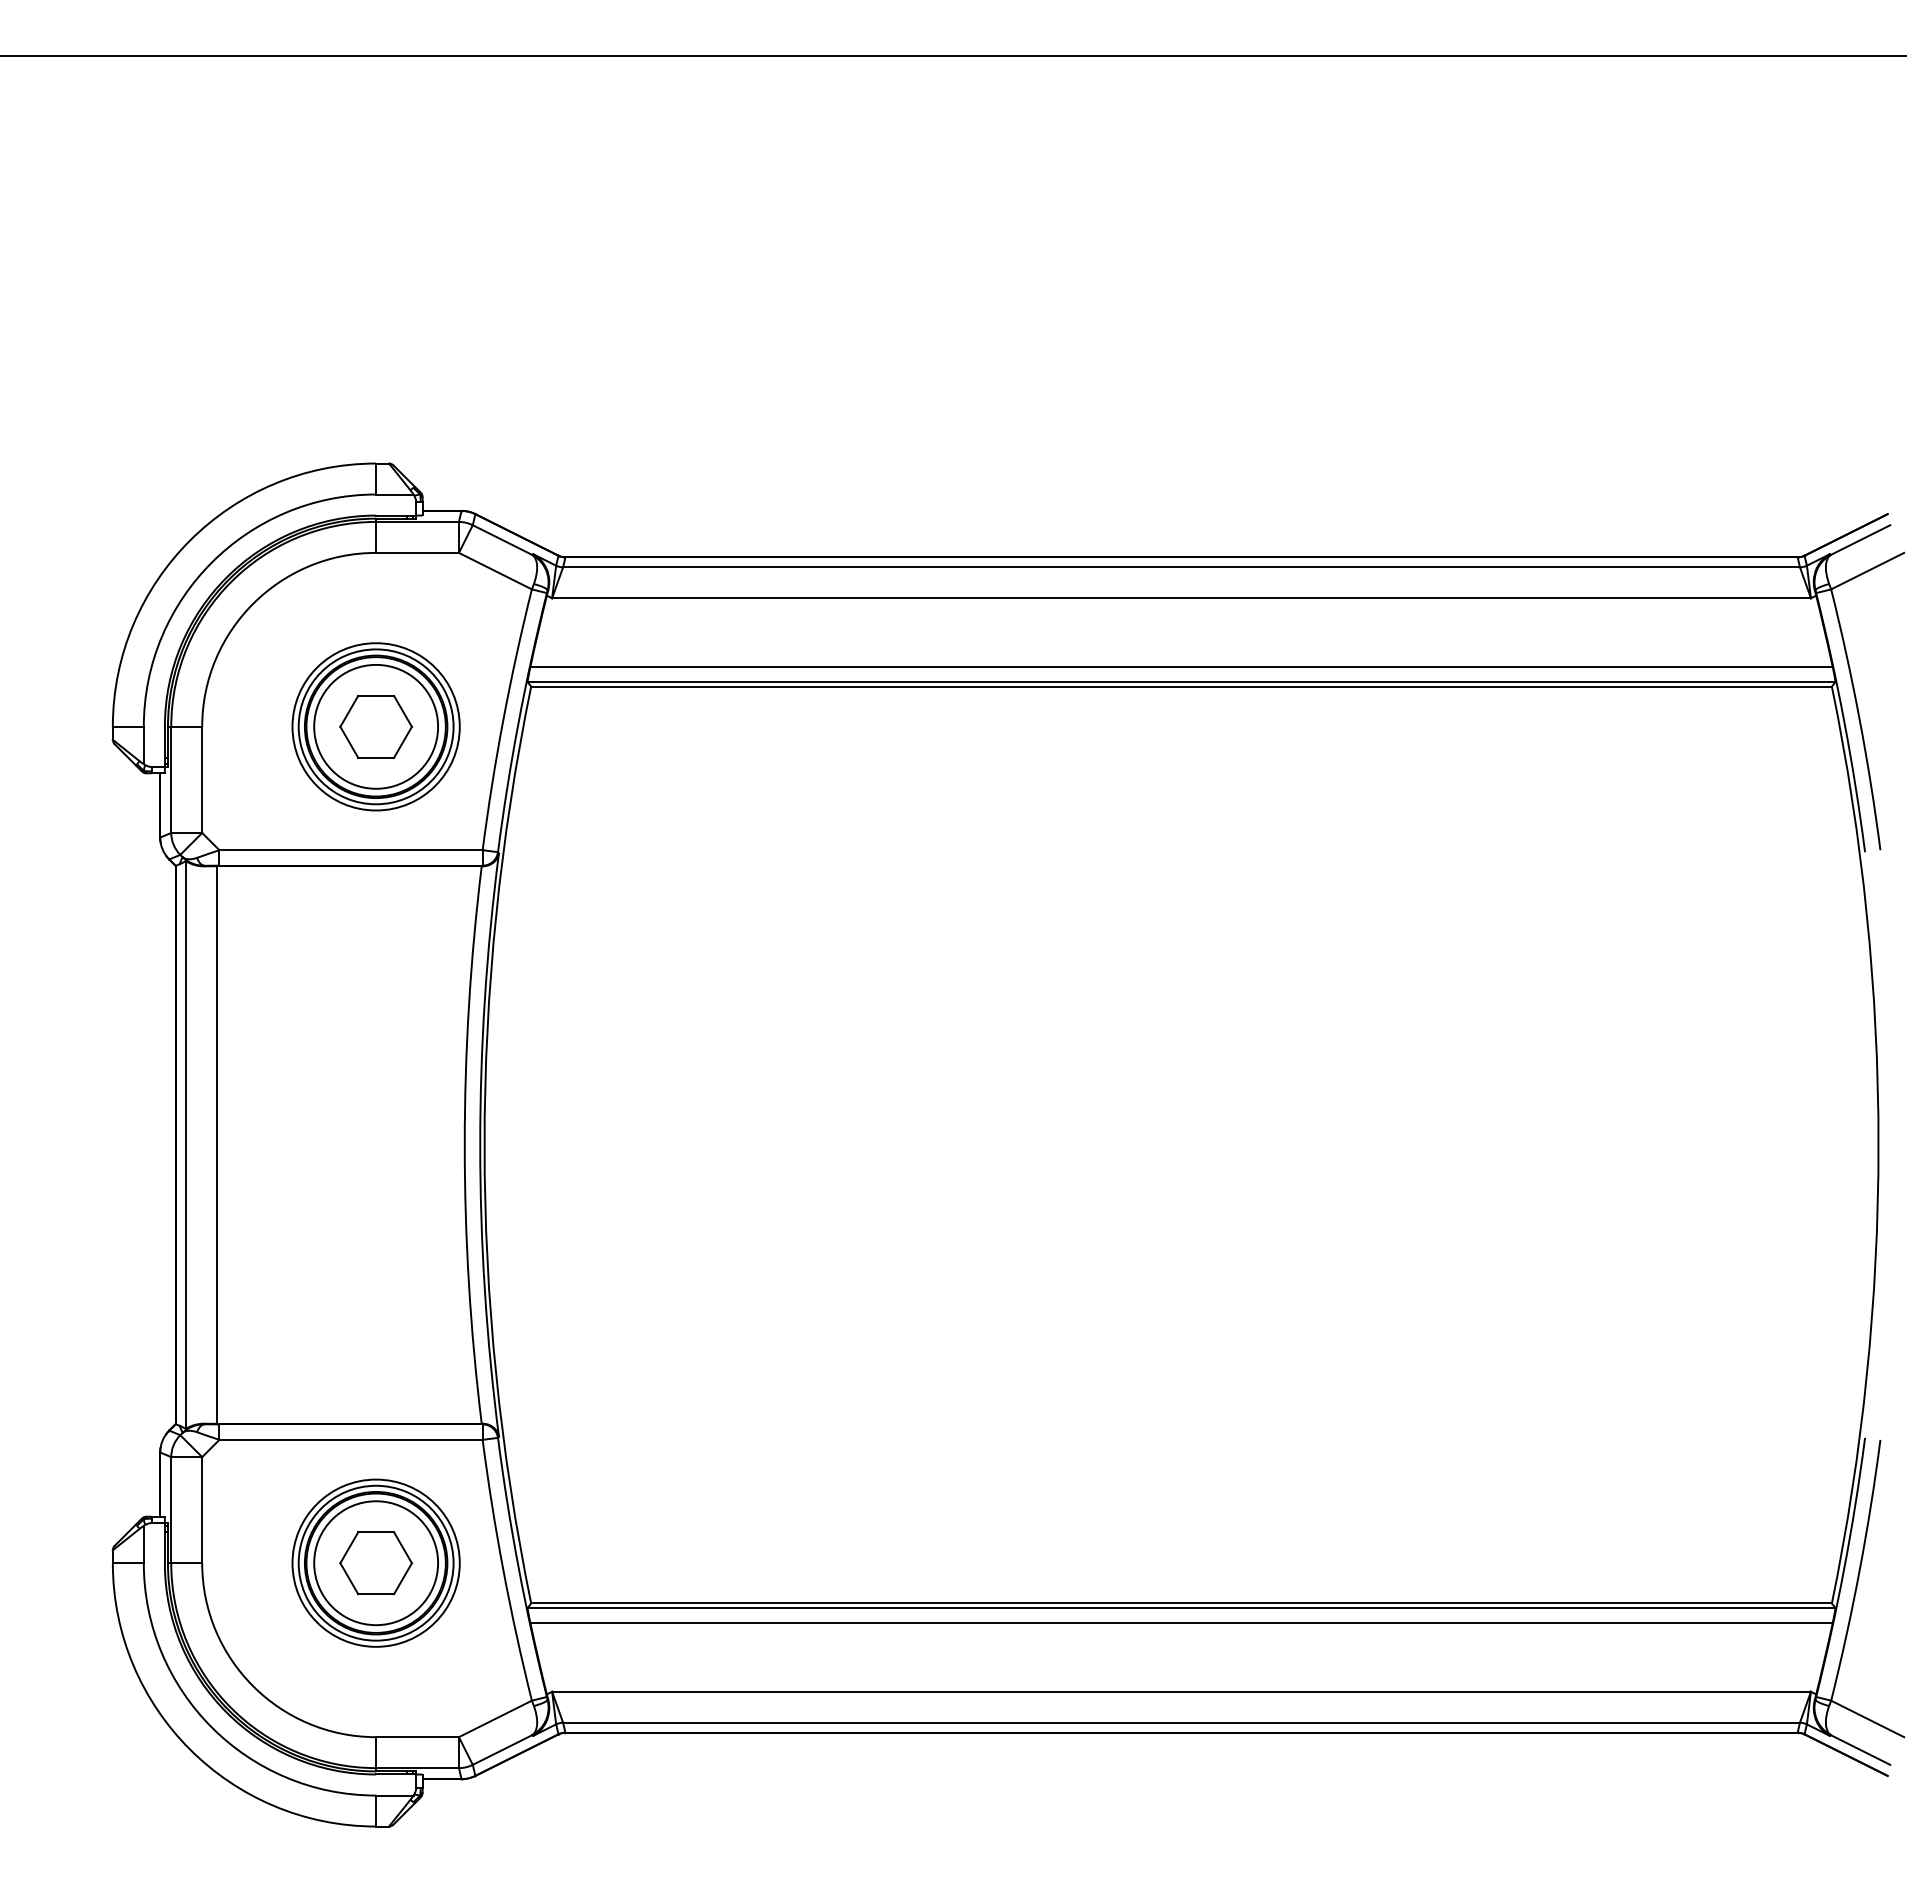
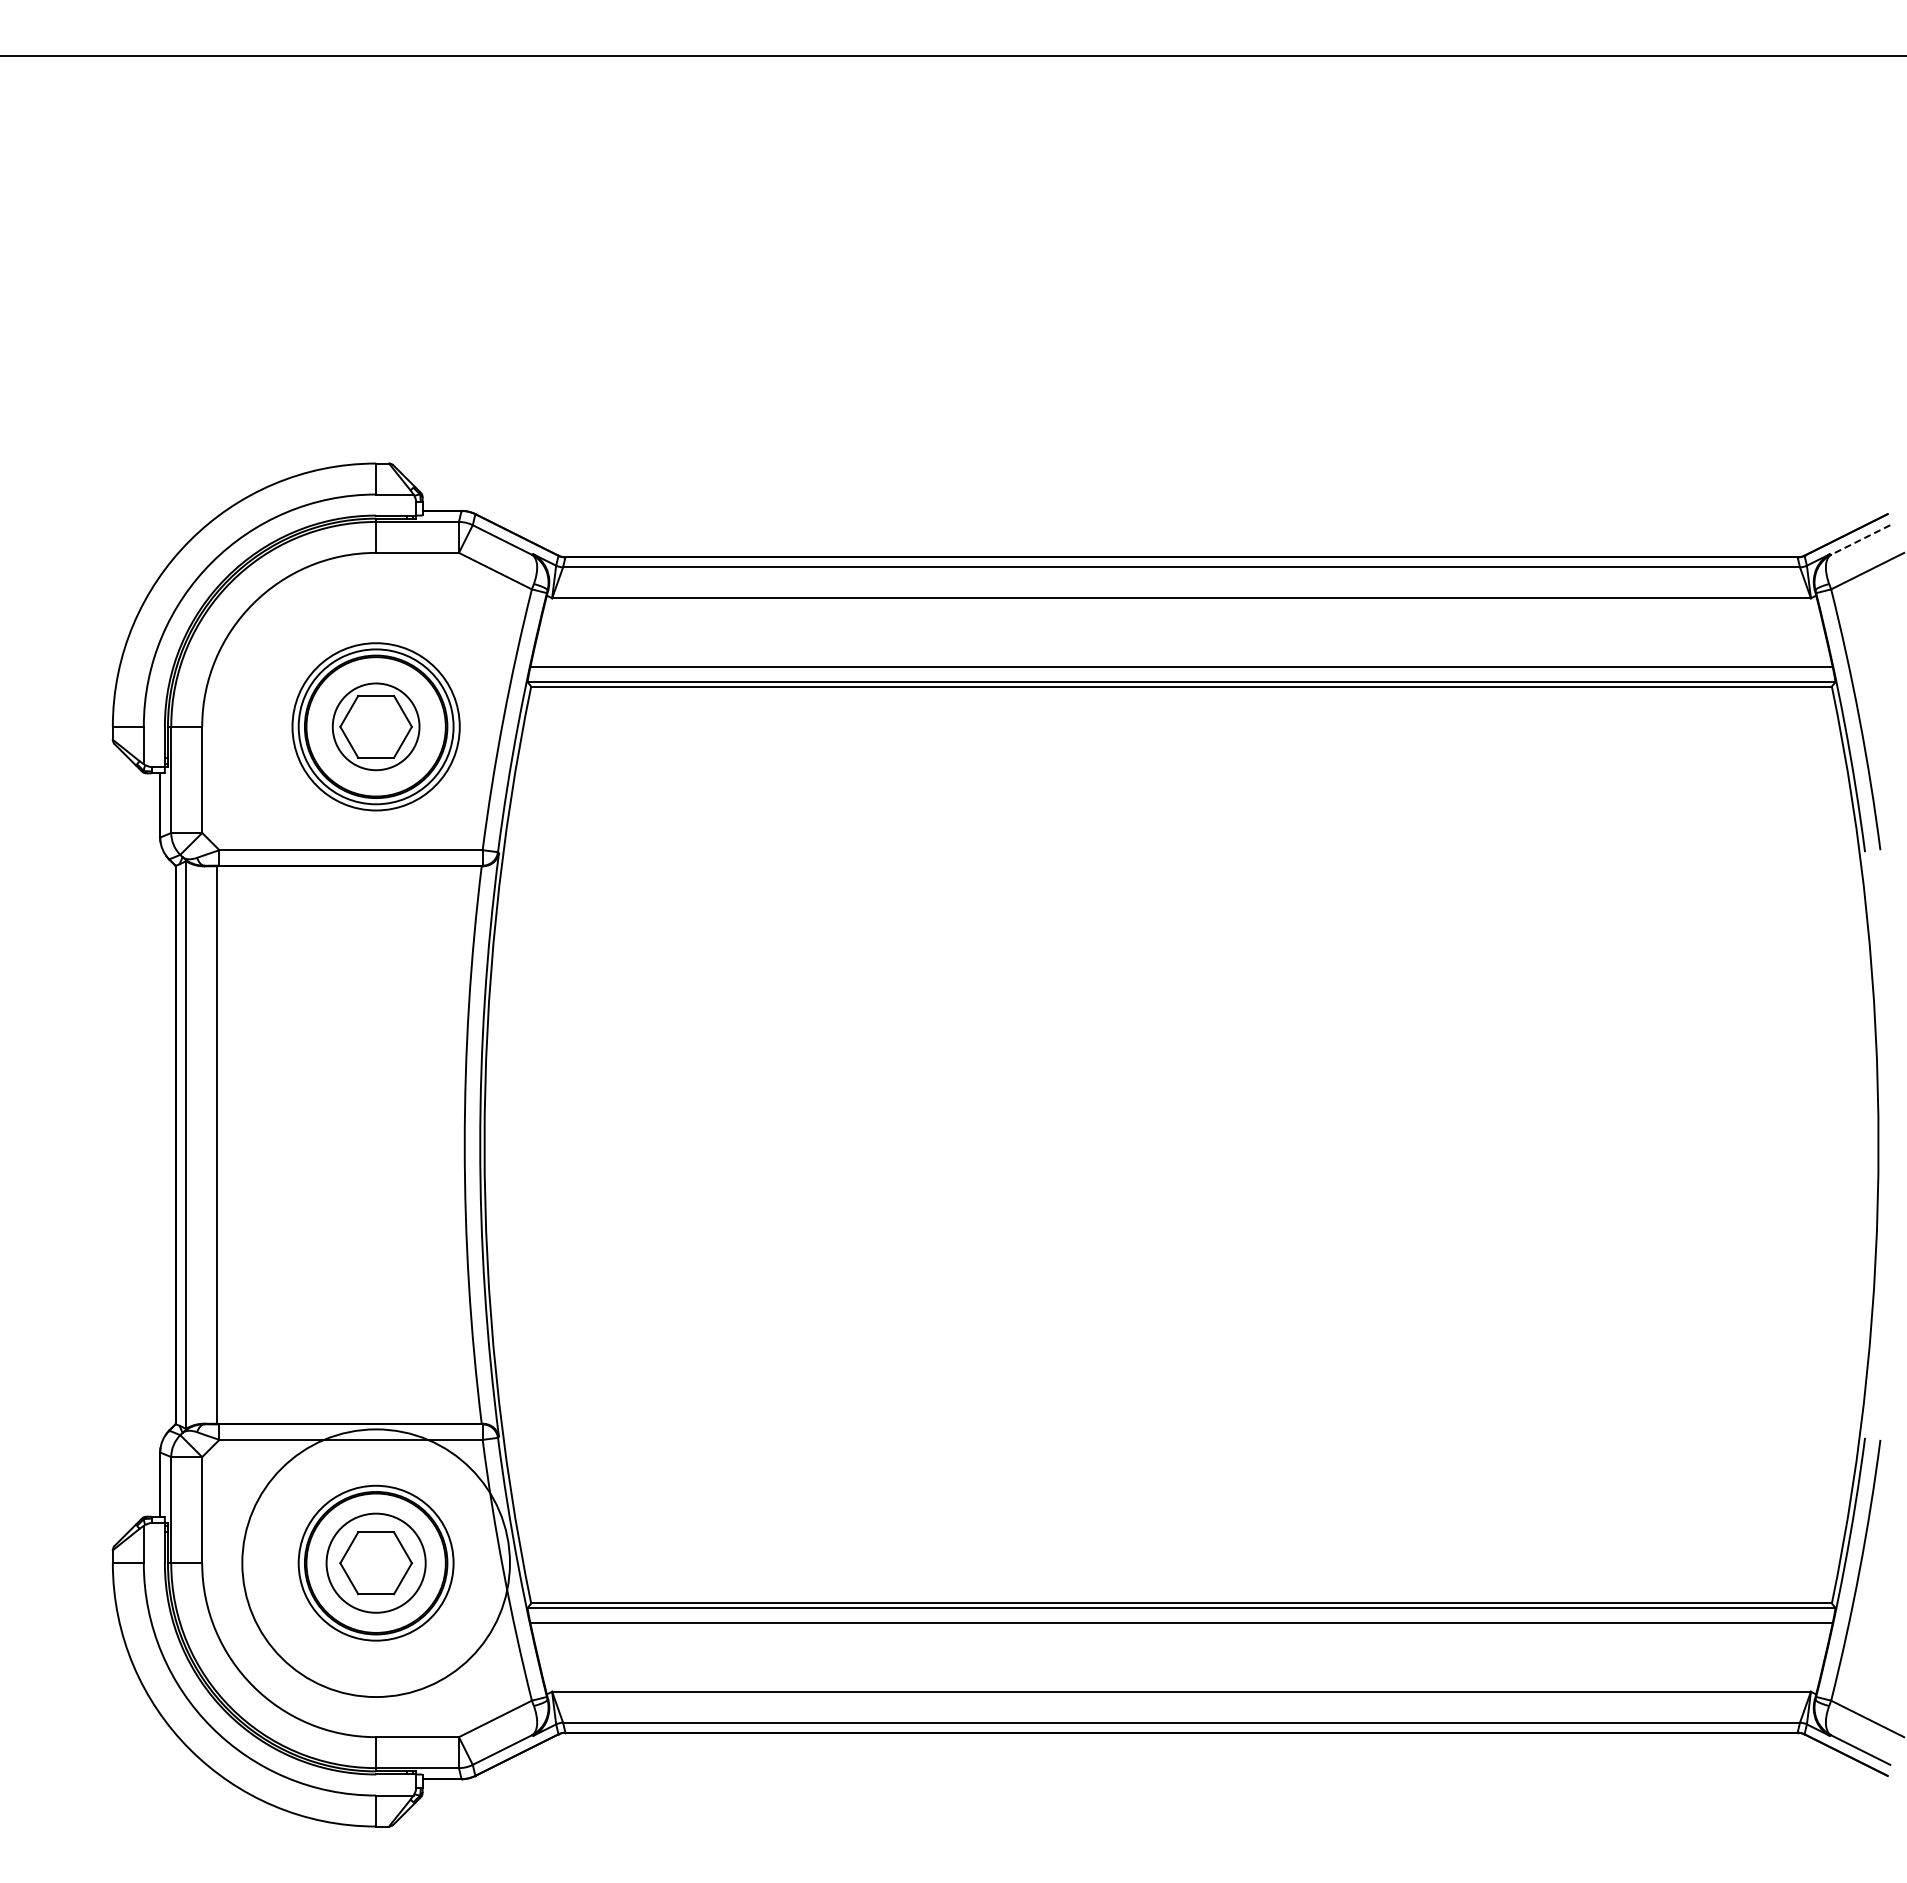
line: solid -> dashed (1860, 540)
circle diameter: 124 px -> 87 px (375, 726)
circle diameter: 167 px -> 268 px (375, 1563)
circle diameter: 124 px -> 99 px (375, 1562)
